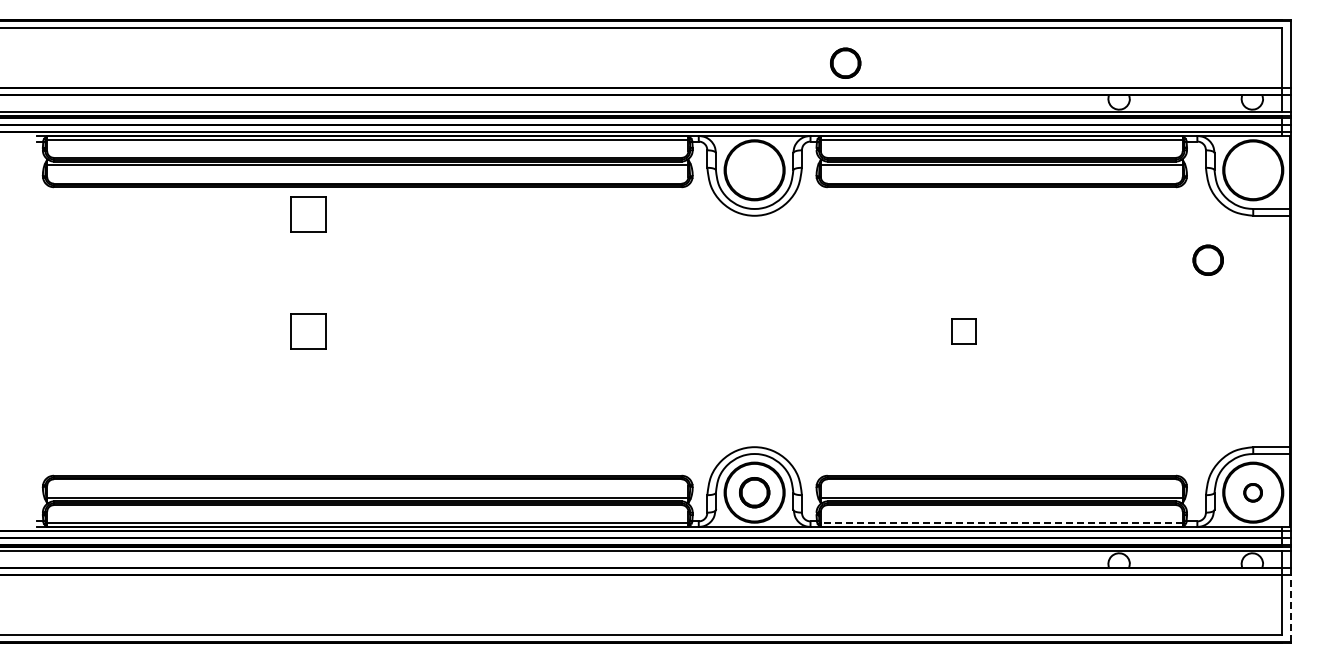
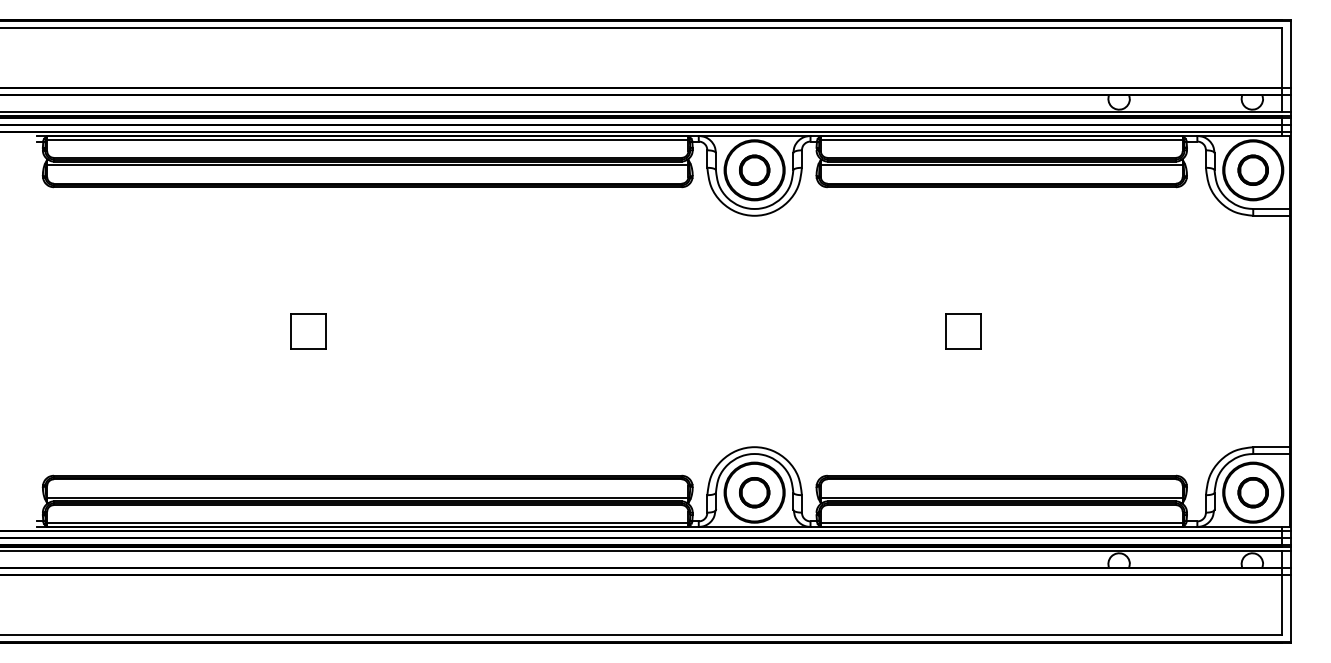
part position: (845, 62) -> (754, 169) (754, 169)
part: present -> none (308, 214)
part position: (1207, 259) -> (1252, 169) (1252, 169)
part size: 26x27 px -> 37x37 px (963, 331)
part size: 20x20 px -> 32x32 px (1252, 492)
line: dashed -> solid (1001, 522)
line: dashed -> solid (1291, 607)
